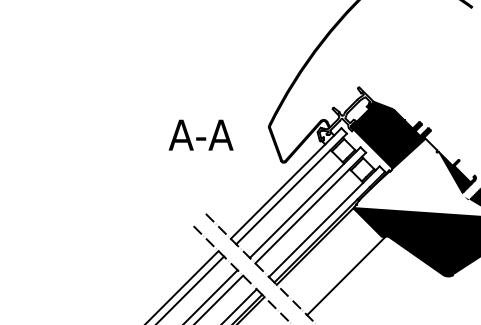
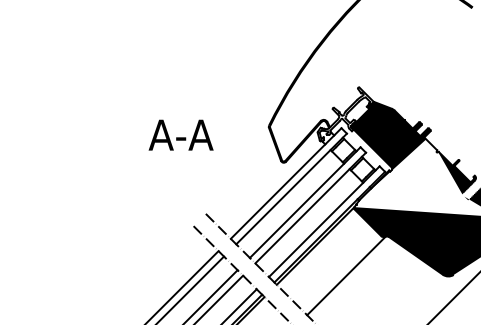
text position: (200, 134) -> (180, 134) (180, 134)
line: none -> present (453, 297)
